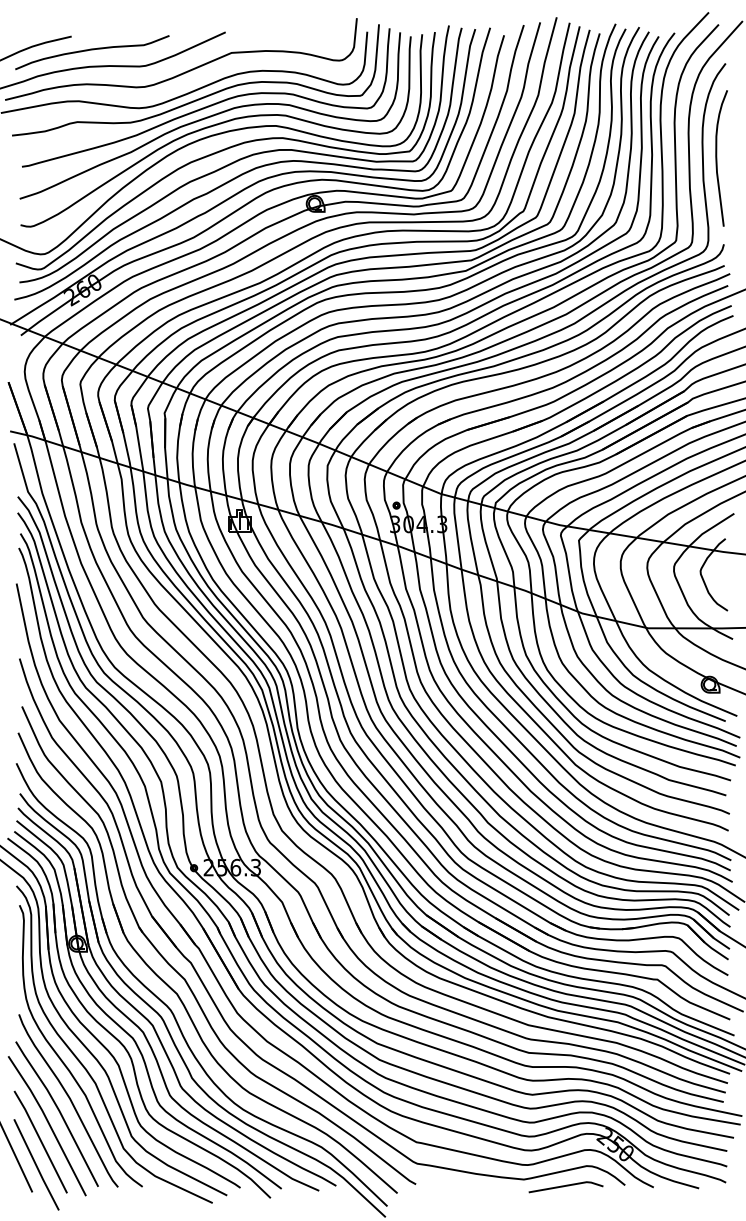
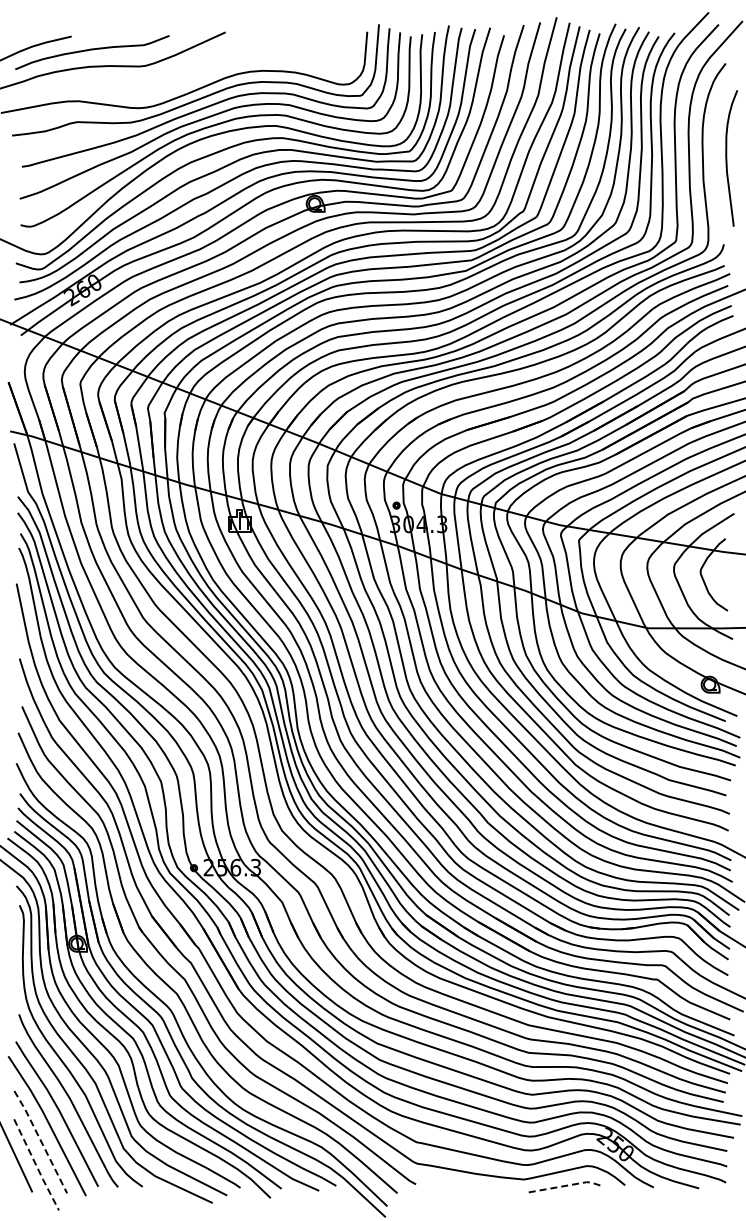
curve: present -> none (187, 70)
curve position: (717, 158) -> (727, 158) (727, 158)
line: solid -> dashed (41, 1141)
line: solid -> dashed (36, 1165)
line: solid -> dashed (568, 1185)
